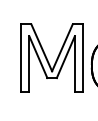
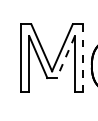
line: solid -> dashed (65, 57)
line: solid -> dashed (82, 58)
